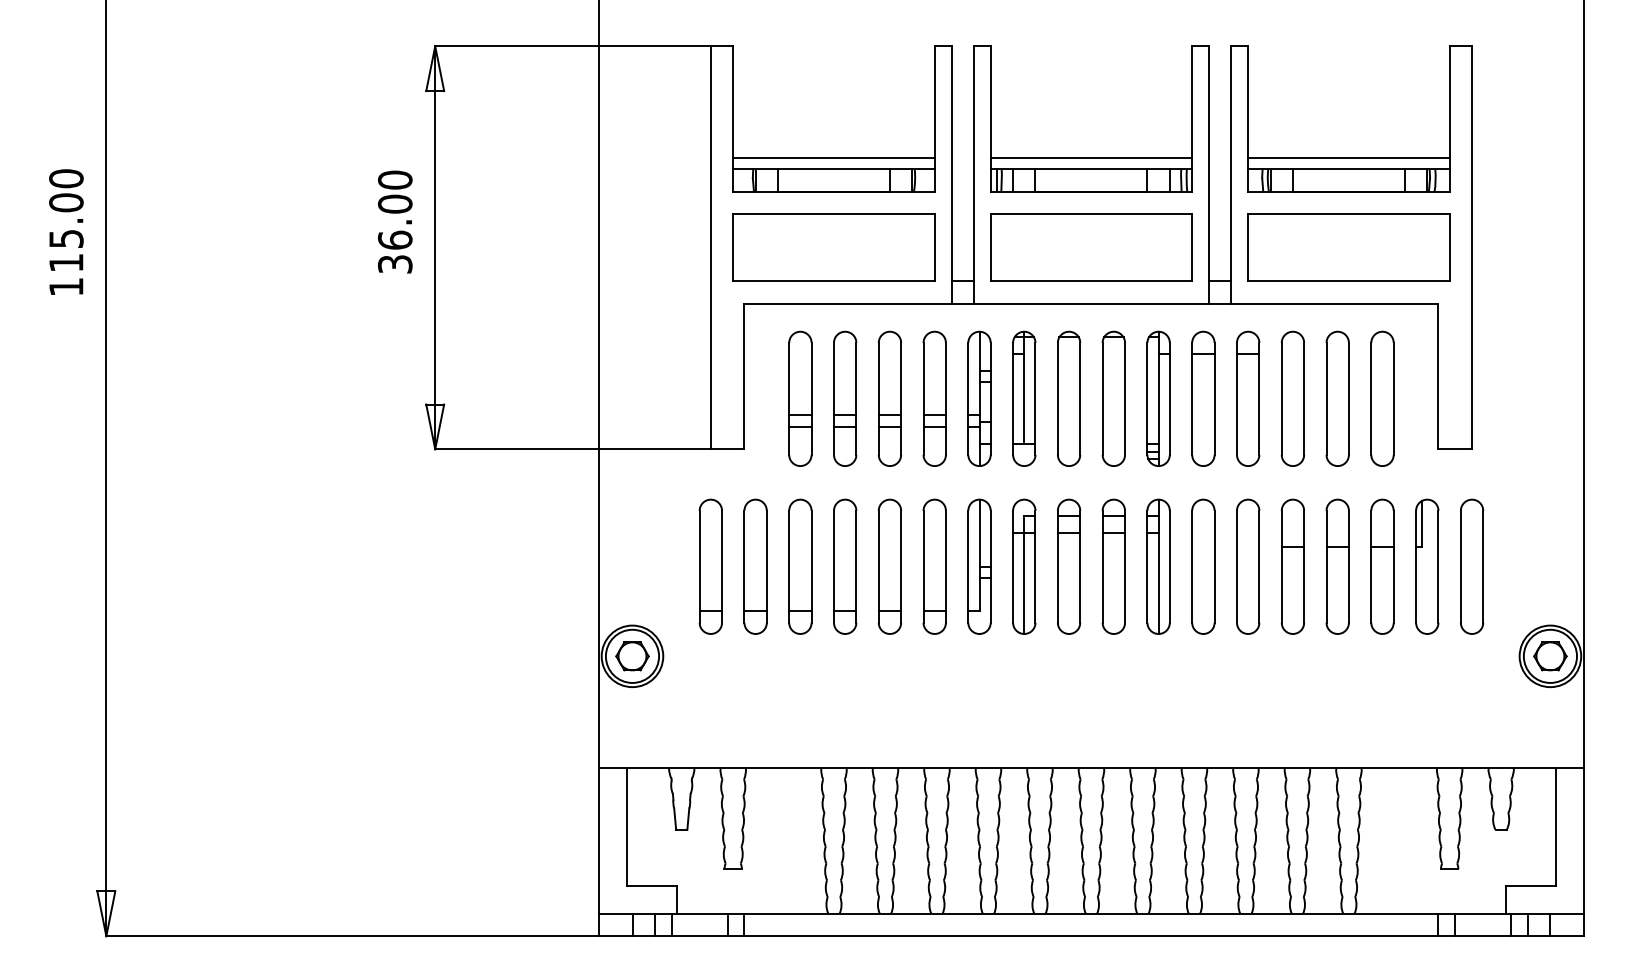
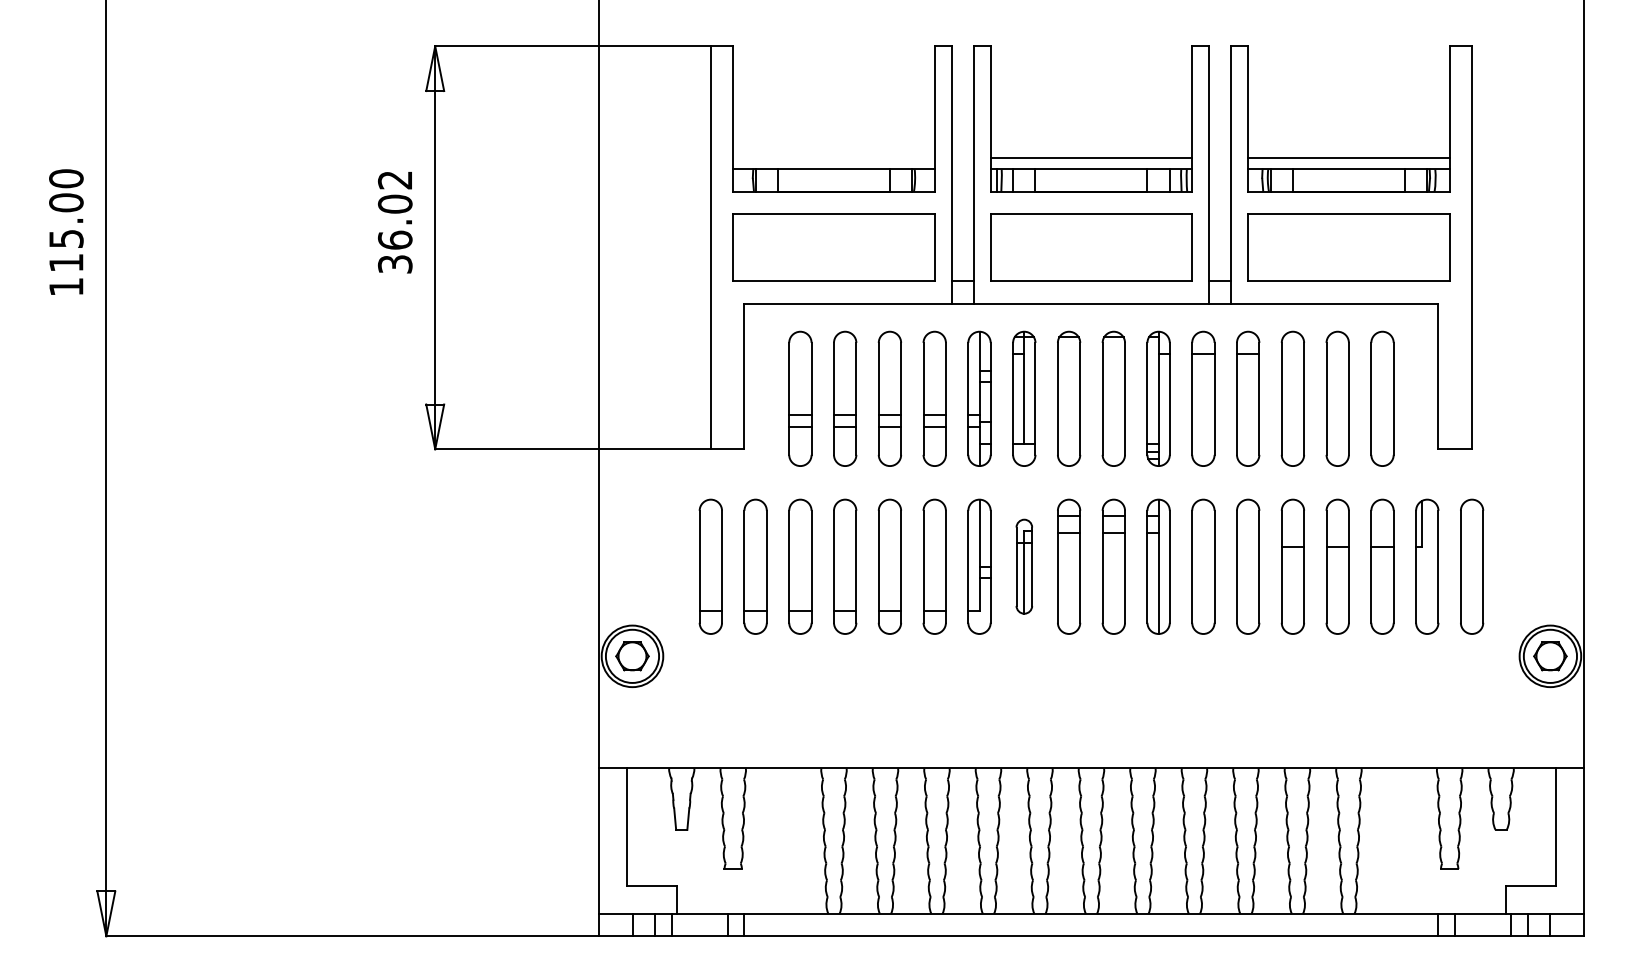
line: present -> none (833, 158)
text: 36.00 -> 36.02 (395, 179)
part size: 25x137 px -> 18x97 px (1023, 566)
